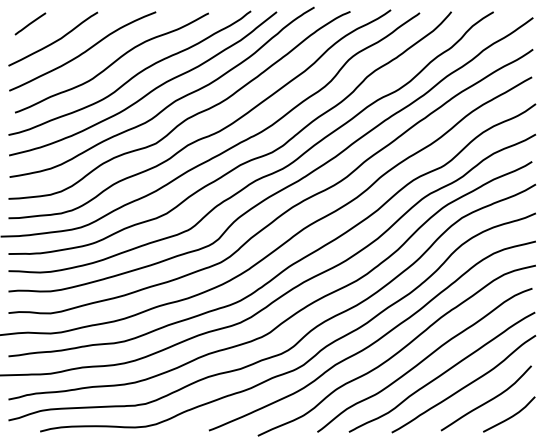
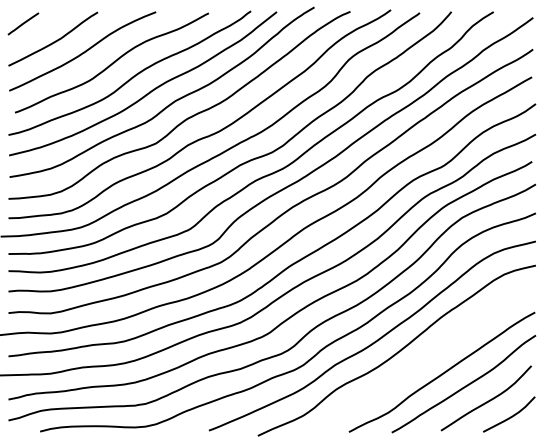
line position: (30, 23) -> (23, 23) (23, 23)
curve: present -> none (424, 360)
